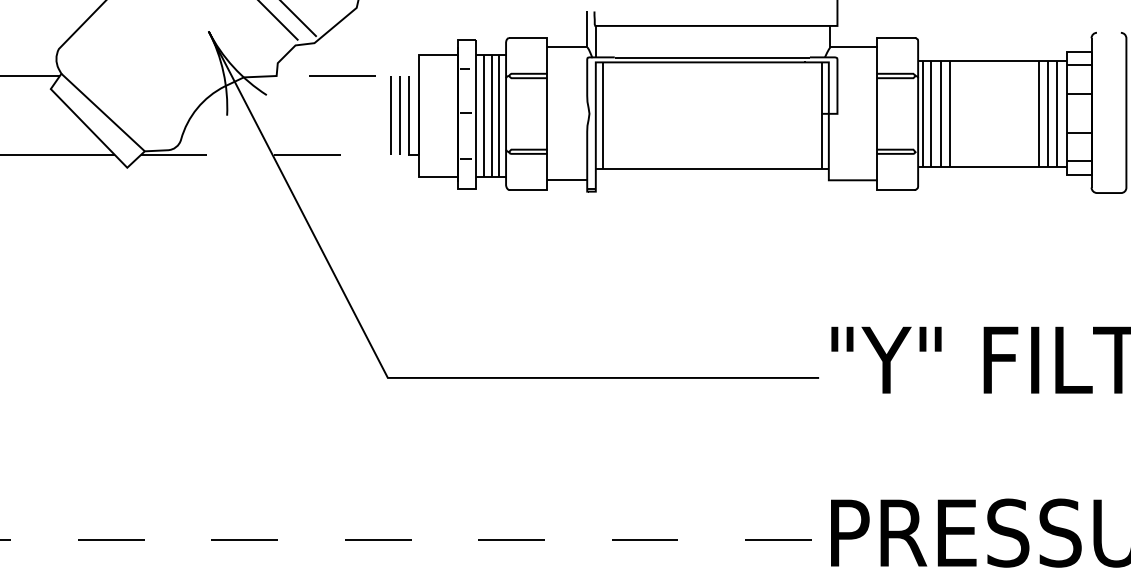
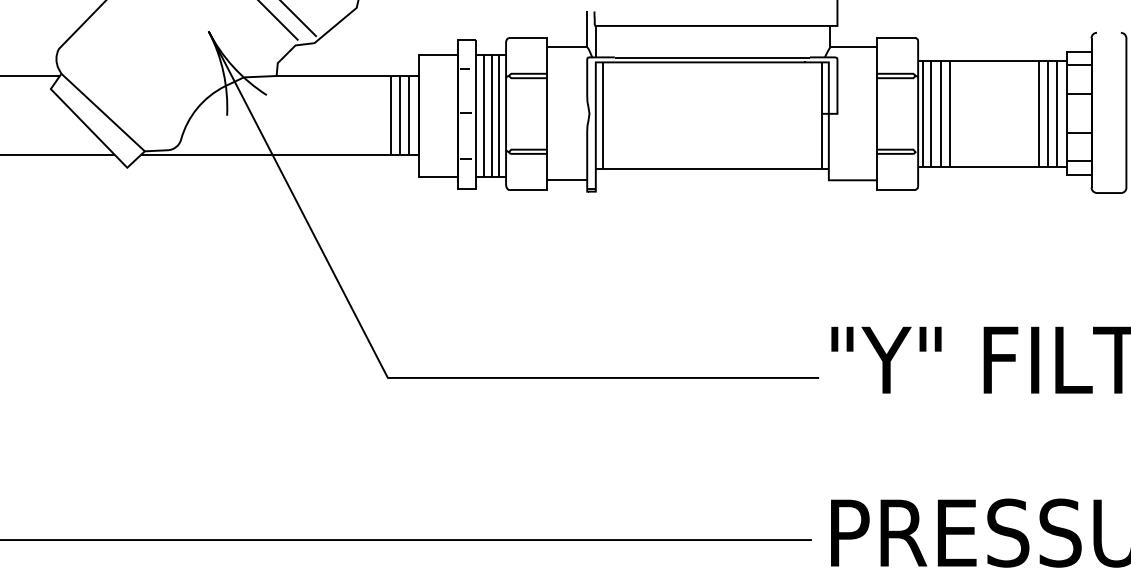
line: dashed -> solid (392, 155)
line: dashed -> solid (405, 540)
